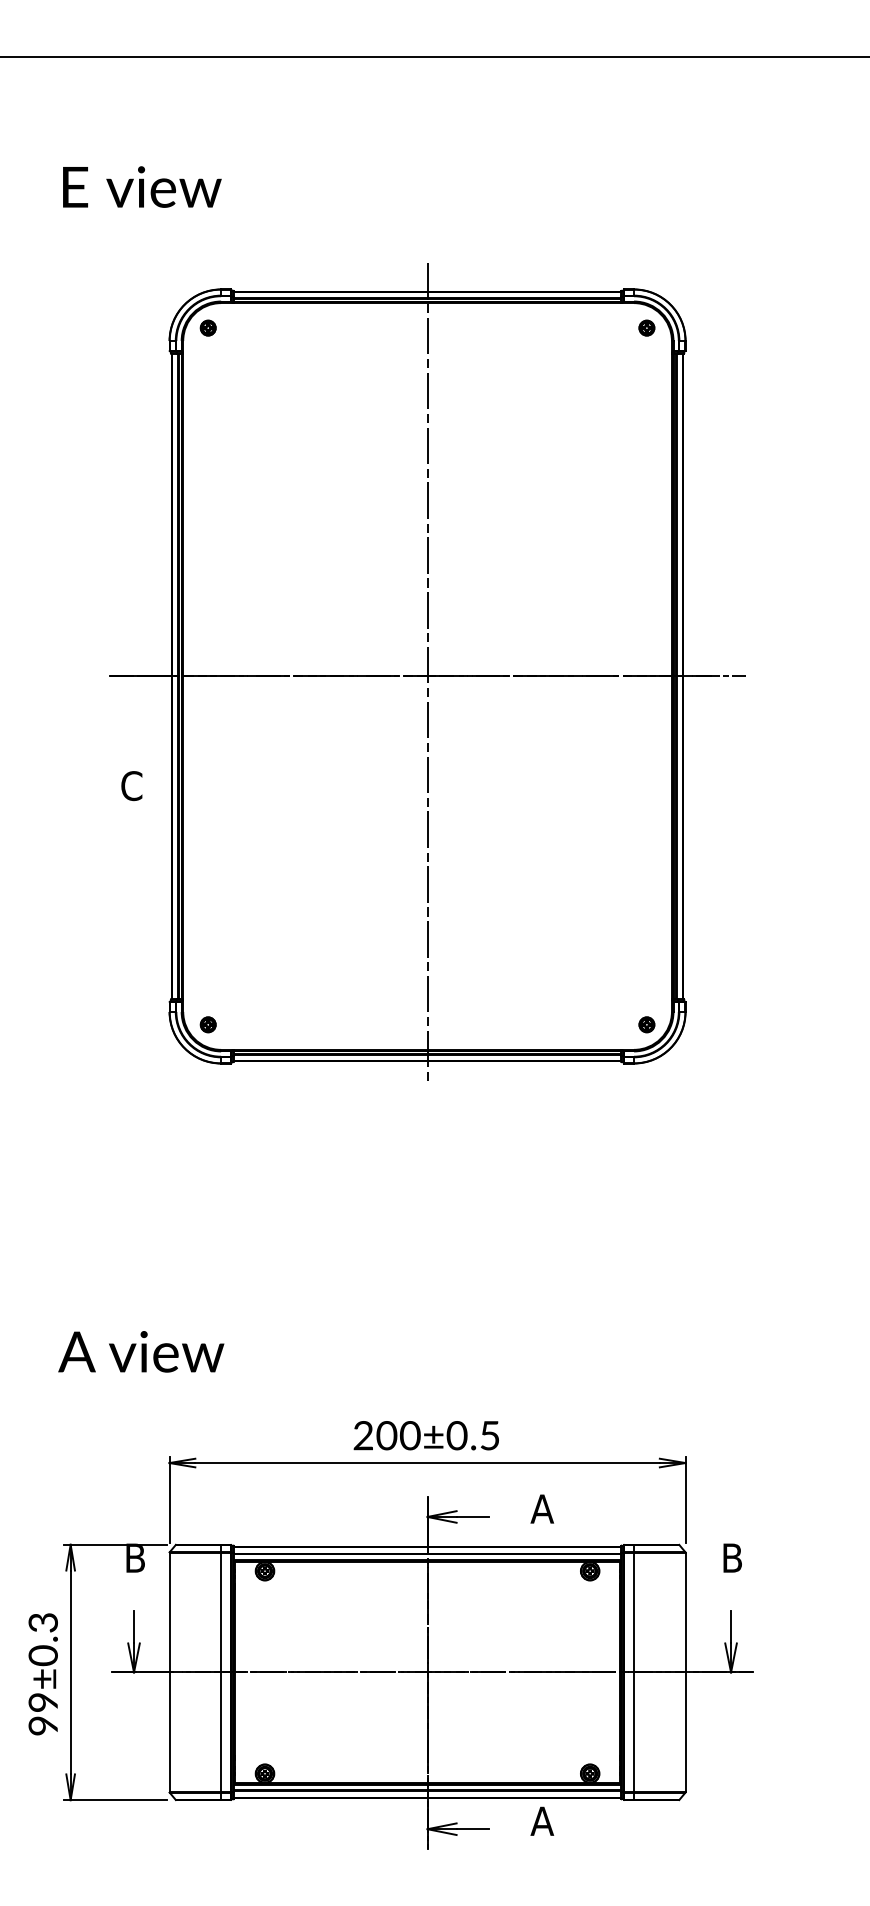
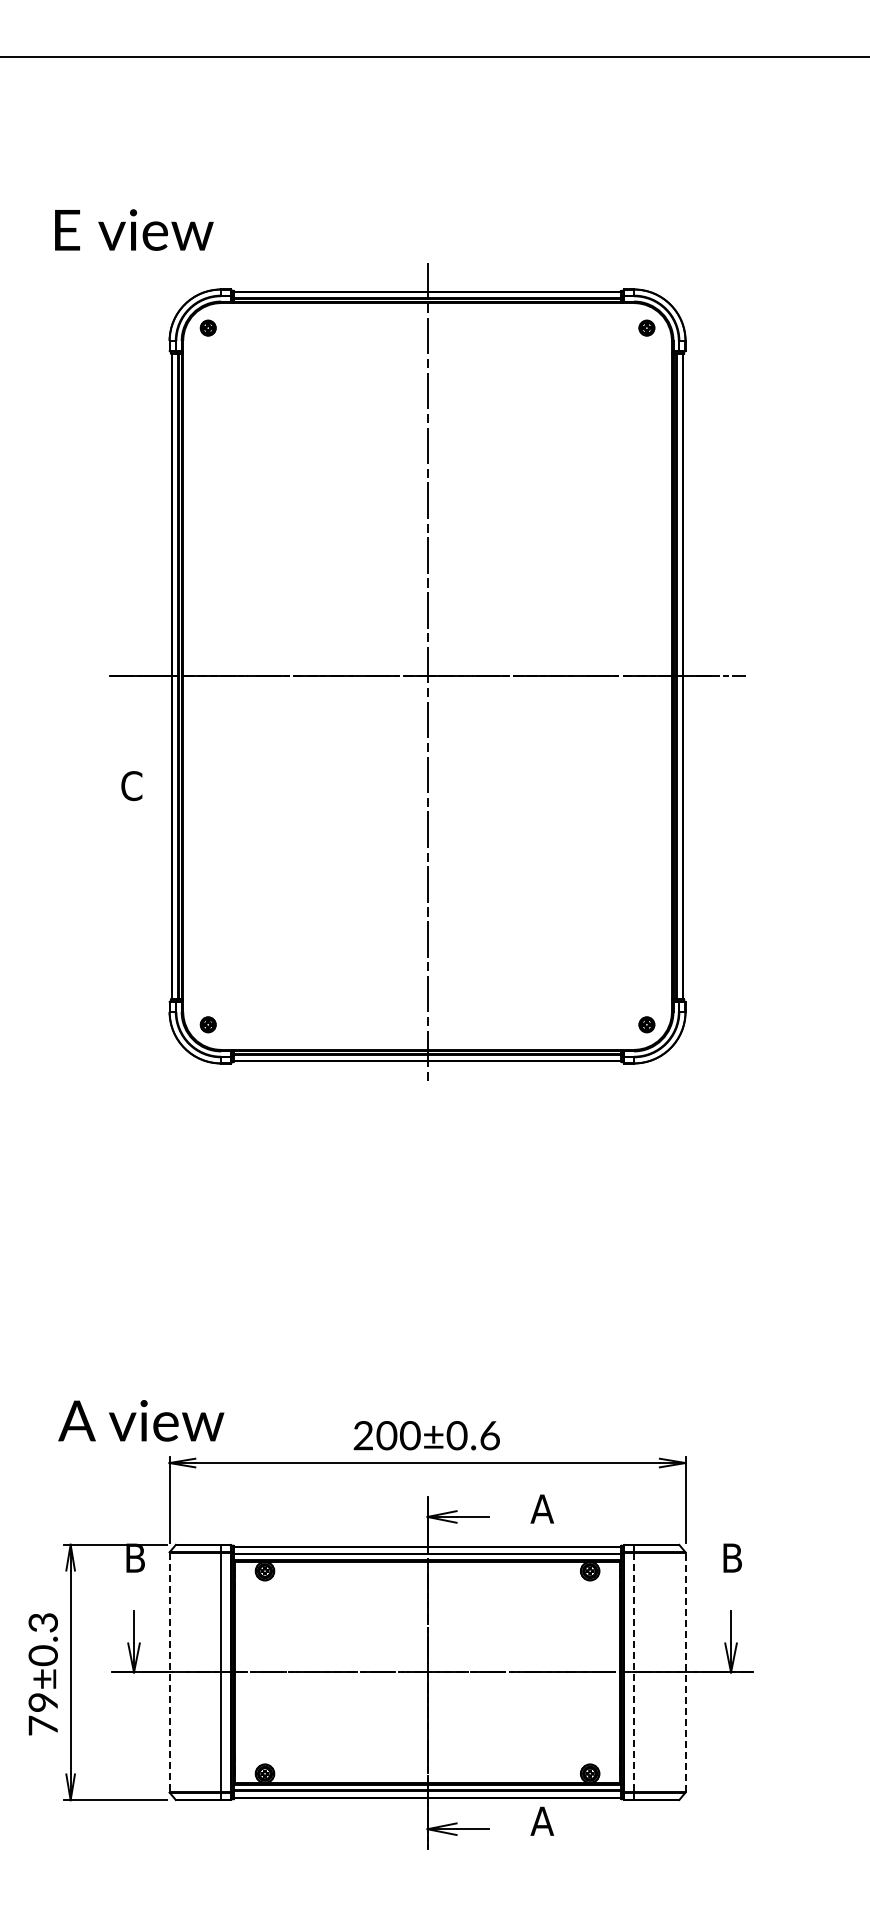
text position: (142, 186) -> (134, 229) (134, 229)
text position: (141, 1351) -> (141, 1420) (141, 1420)
text: 200±0.5 -> 200±0.6 (489, 1435)
line: solid -> dashed (169, 1672)
line: solid -> dashed (634, 1672)
line: solid -> dashed (685, 1672)
text: 99±0.3 -> 79±0.3 (42, 1725)
